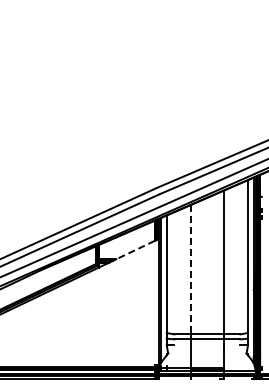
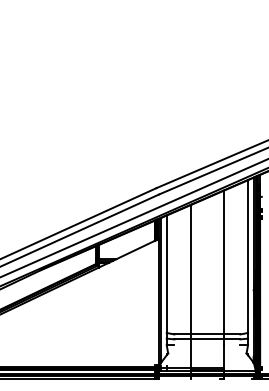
line: dashed -> solid (135, 250)
line: dashed -> solid (191, 269)
